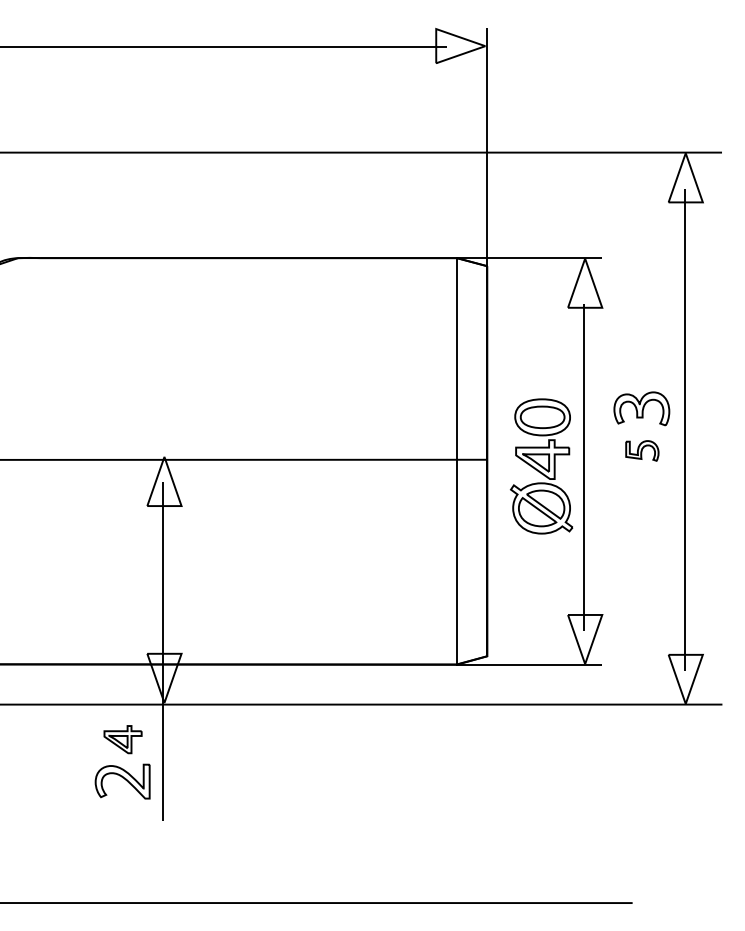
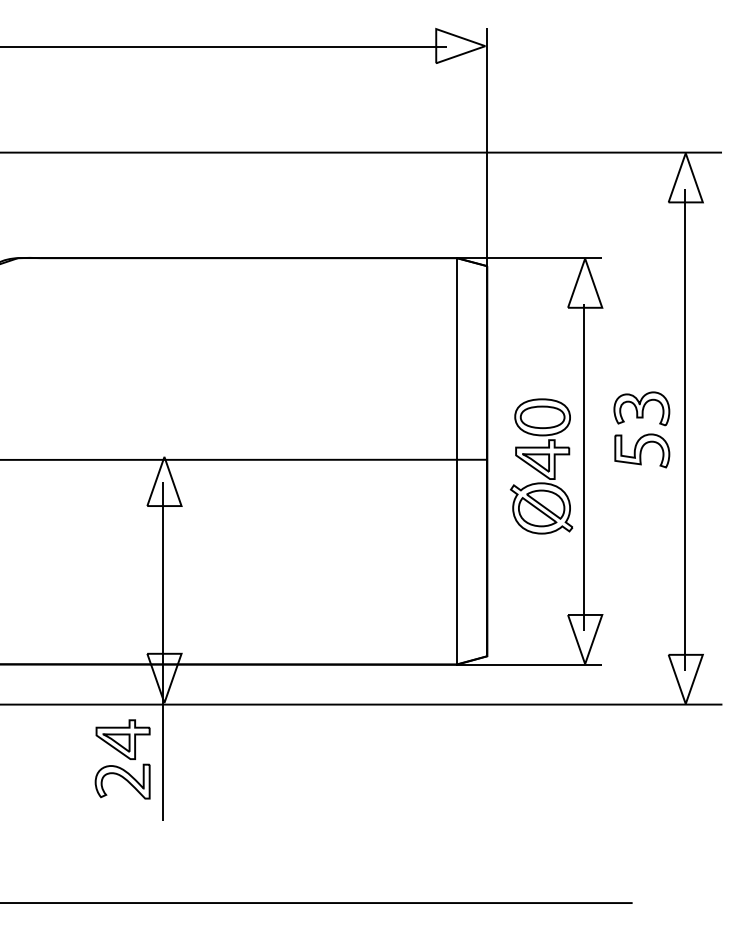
part size: 35x22 px -> 57x36 px (642, 450)
part size: 40x30 px -> 56x41 px (122, 739)
